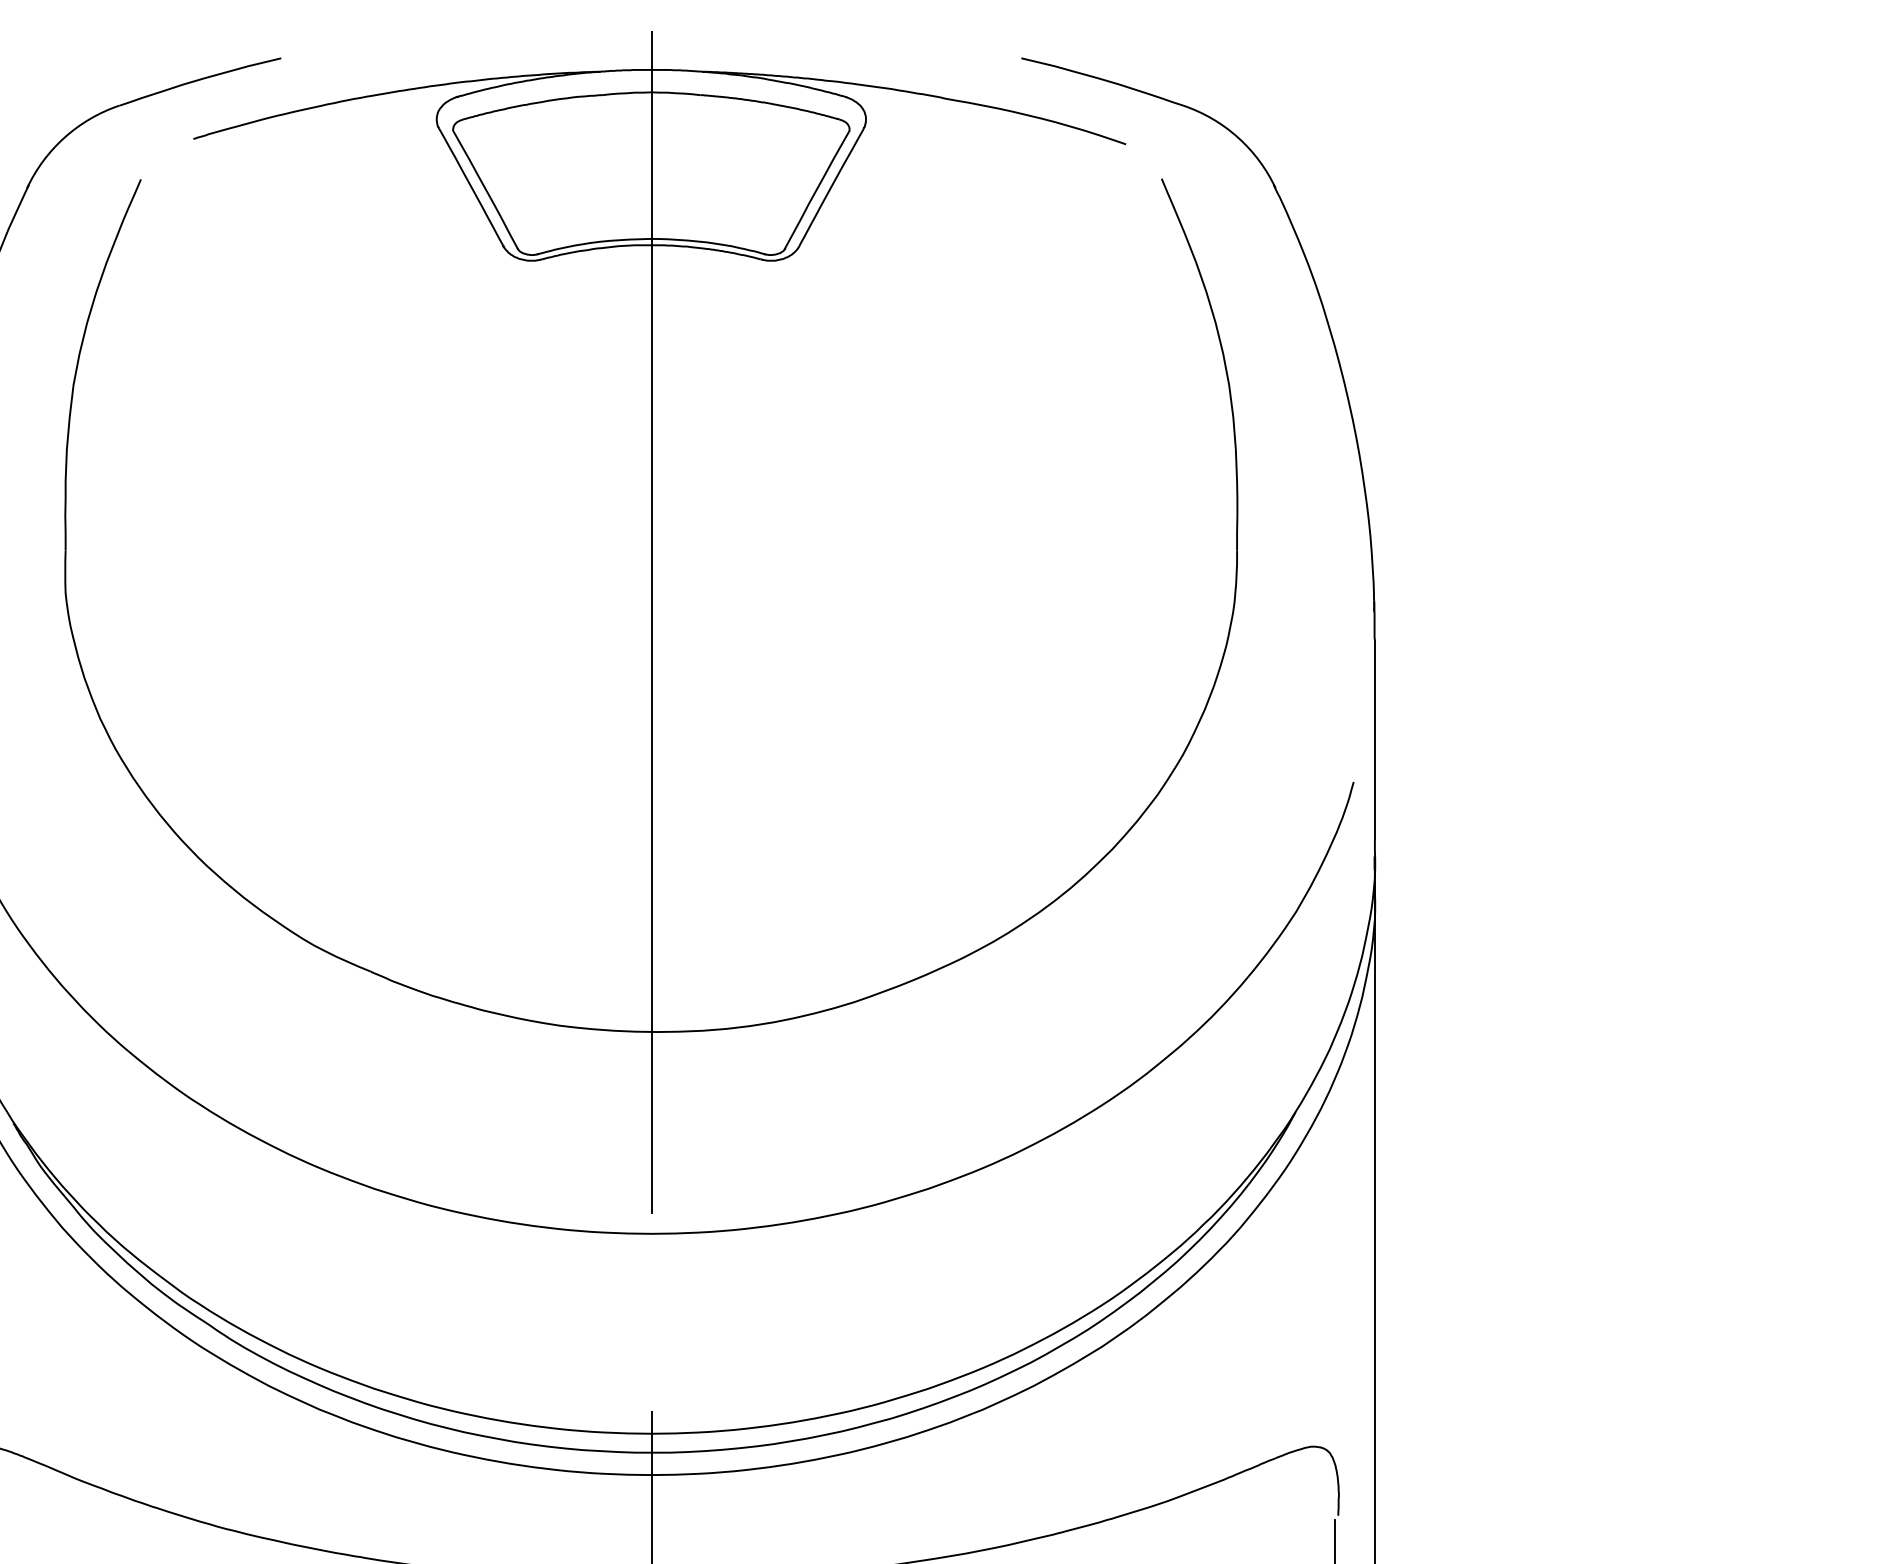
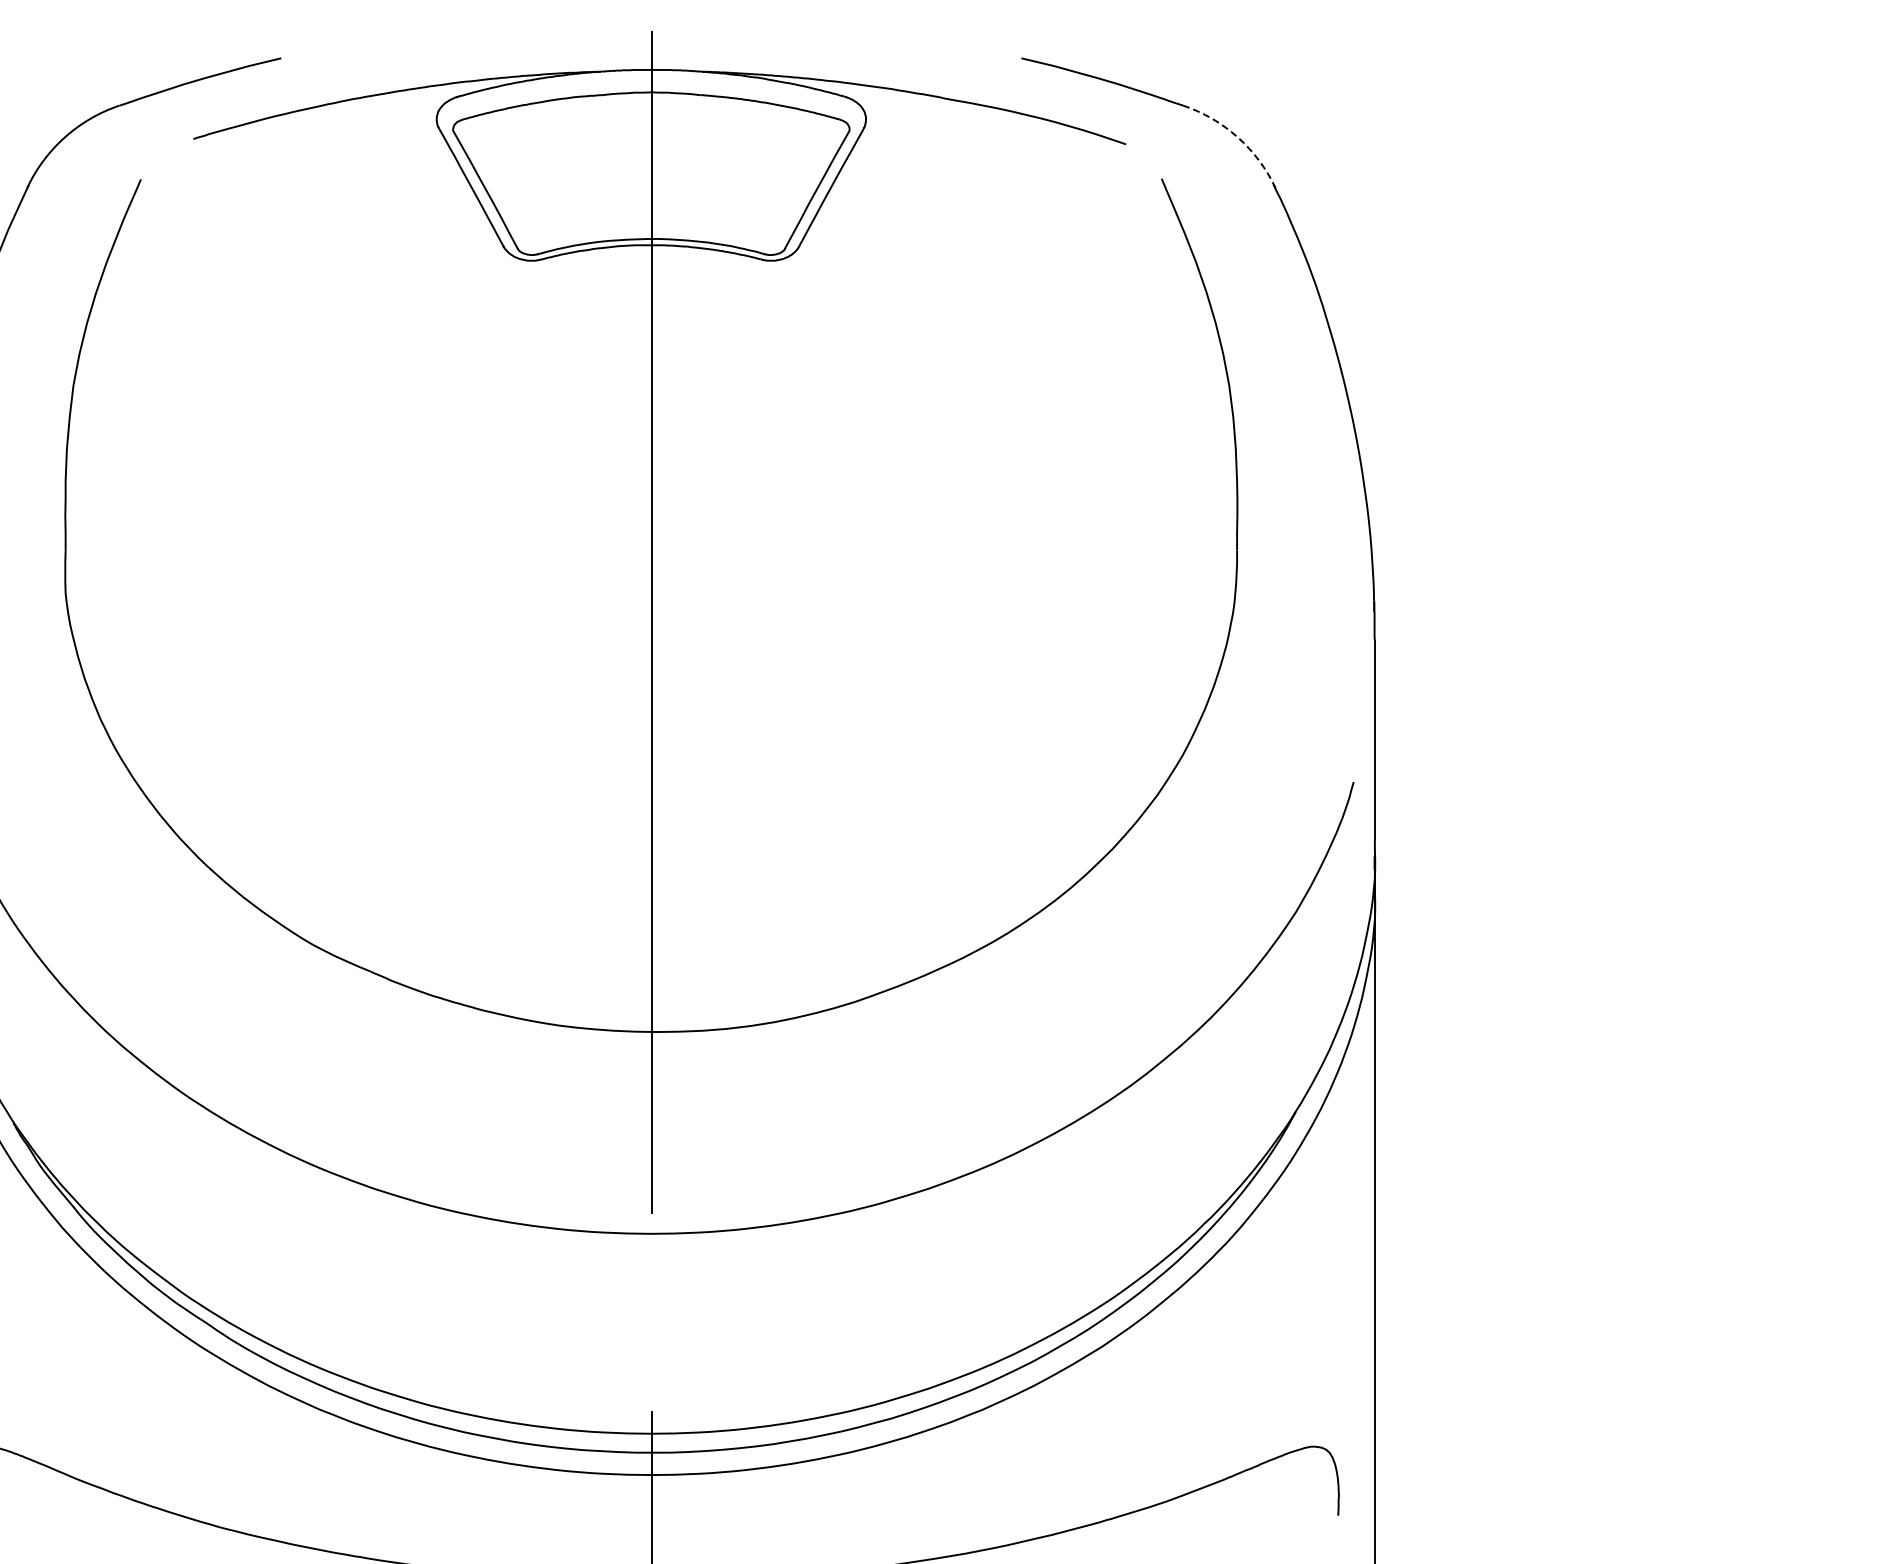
arc: solid -> dashed (1237, 137)
line: present -> none (1335, 1540)
